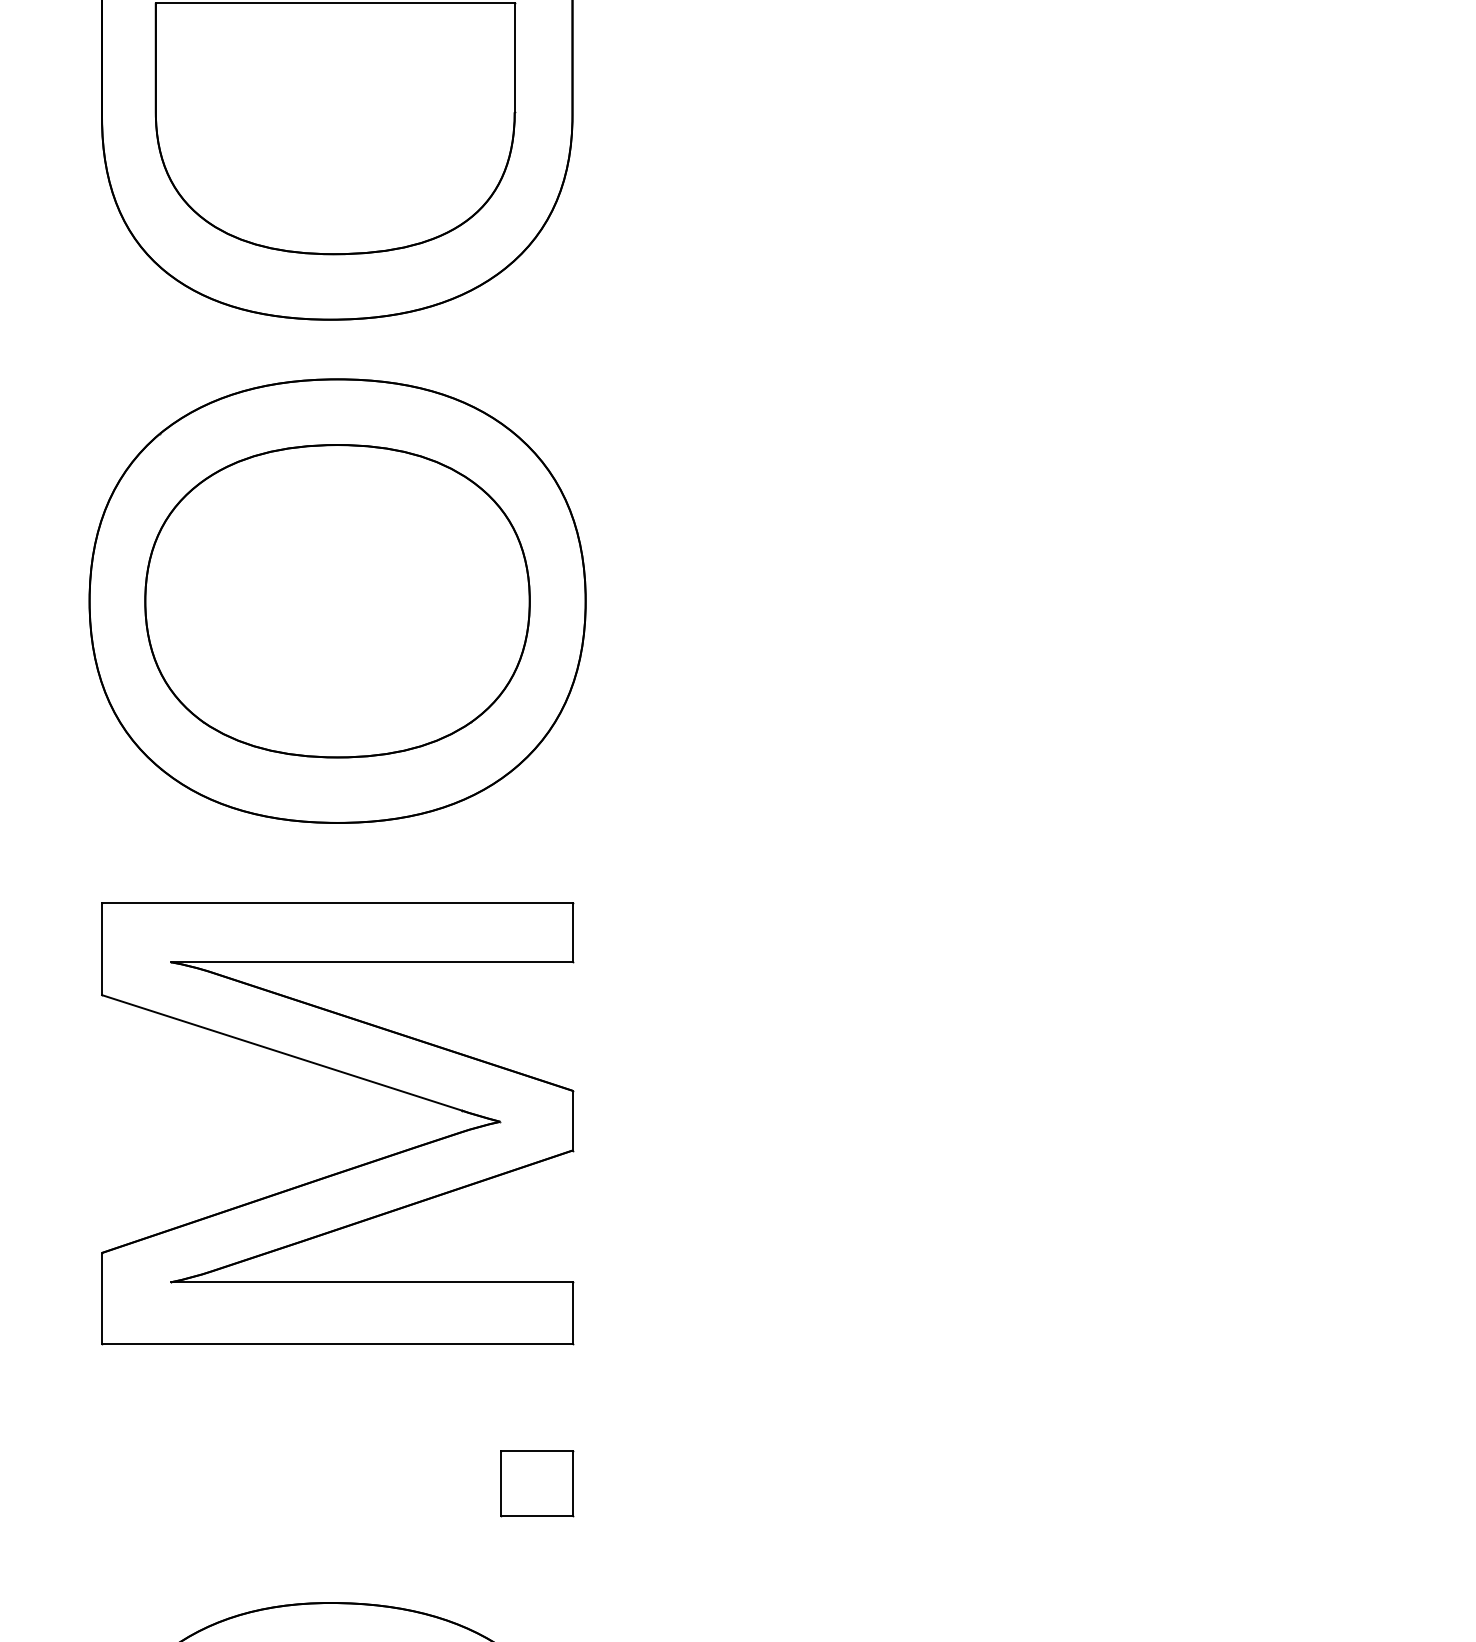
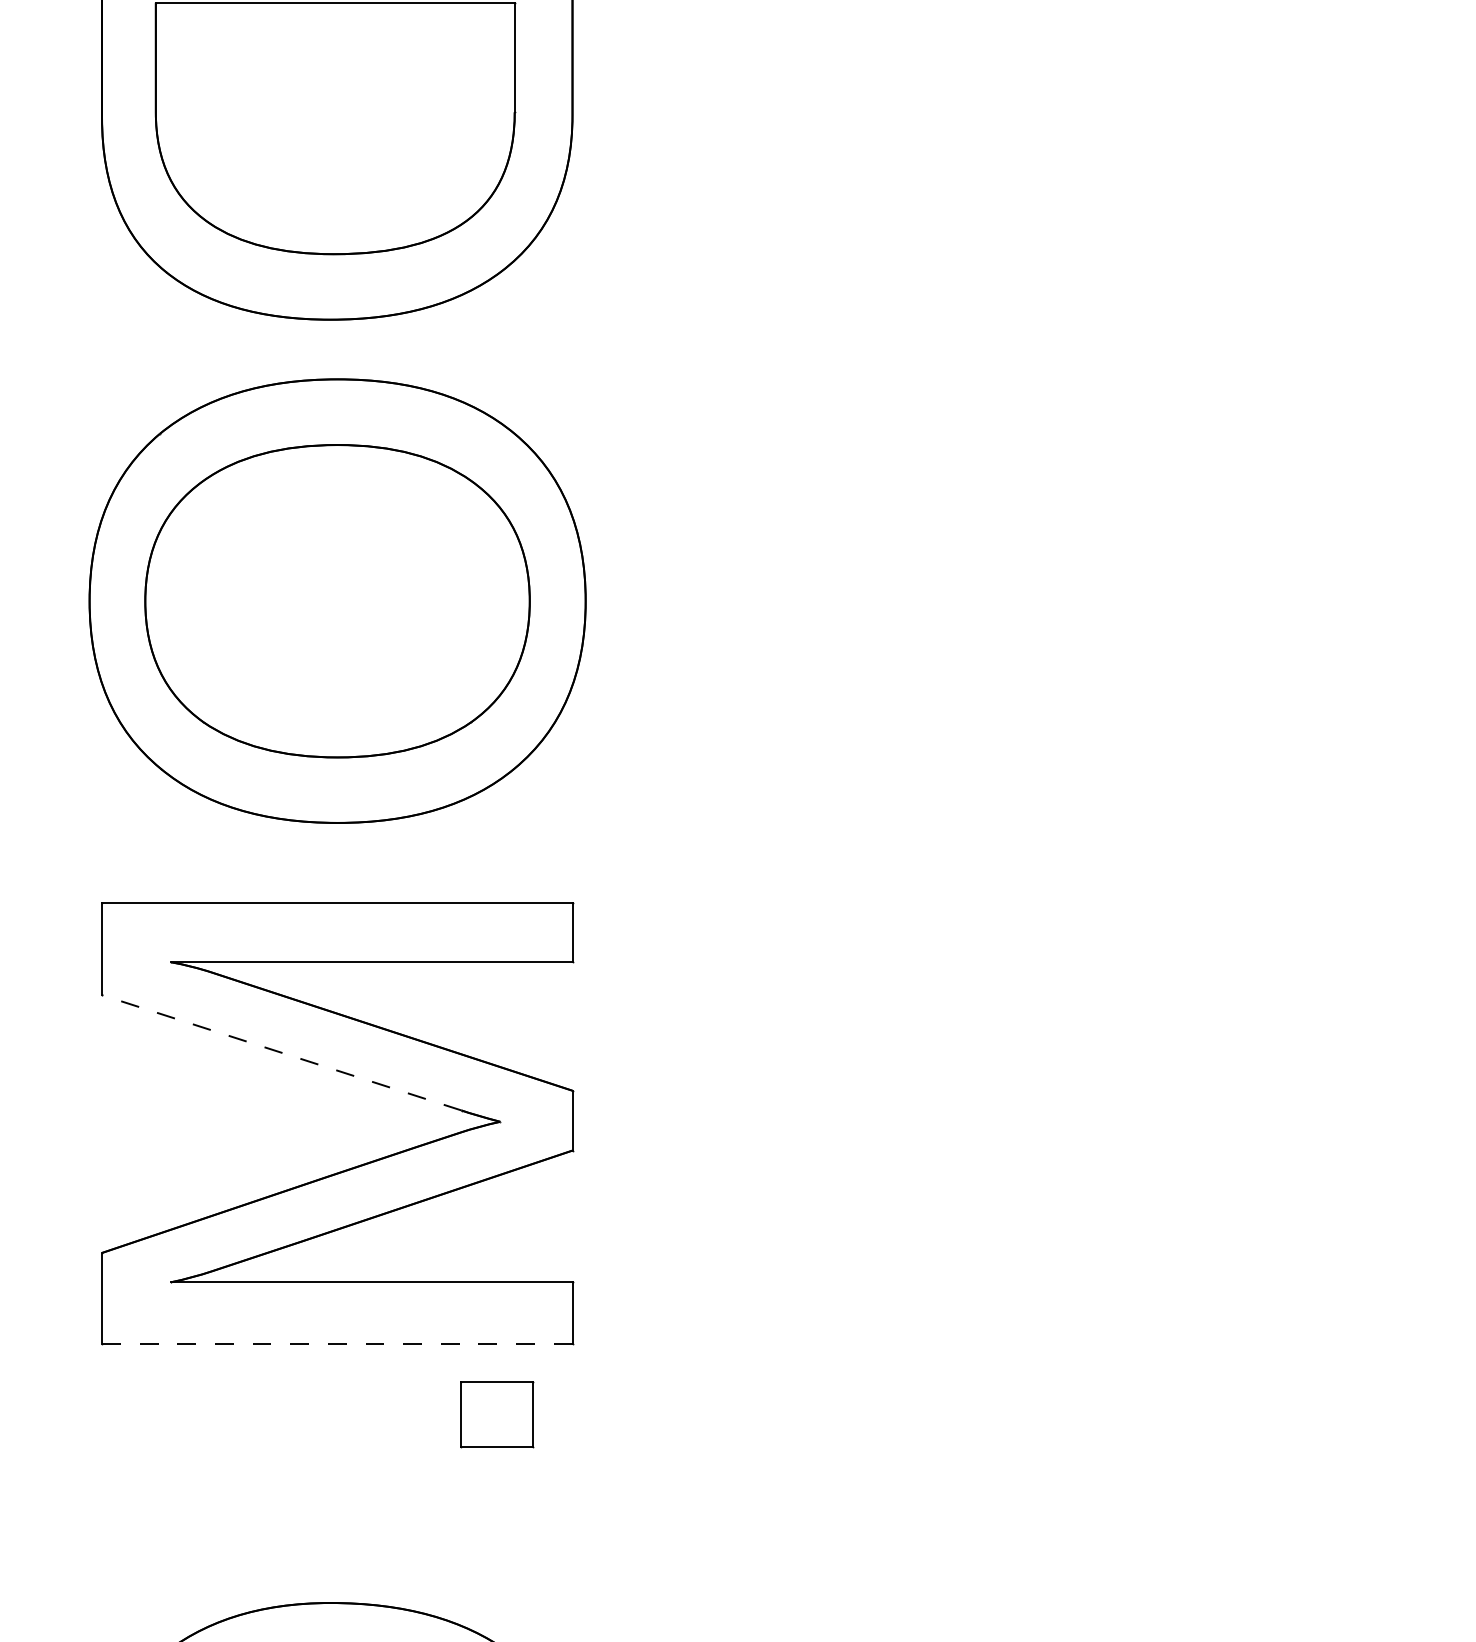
line: solid -> dashed (281, 1052)
line: solid -> dashed (336, 1344)
part position: (537, 1483) -> (497, 1414) (497, 1414)
